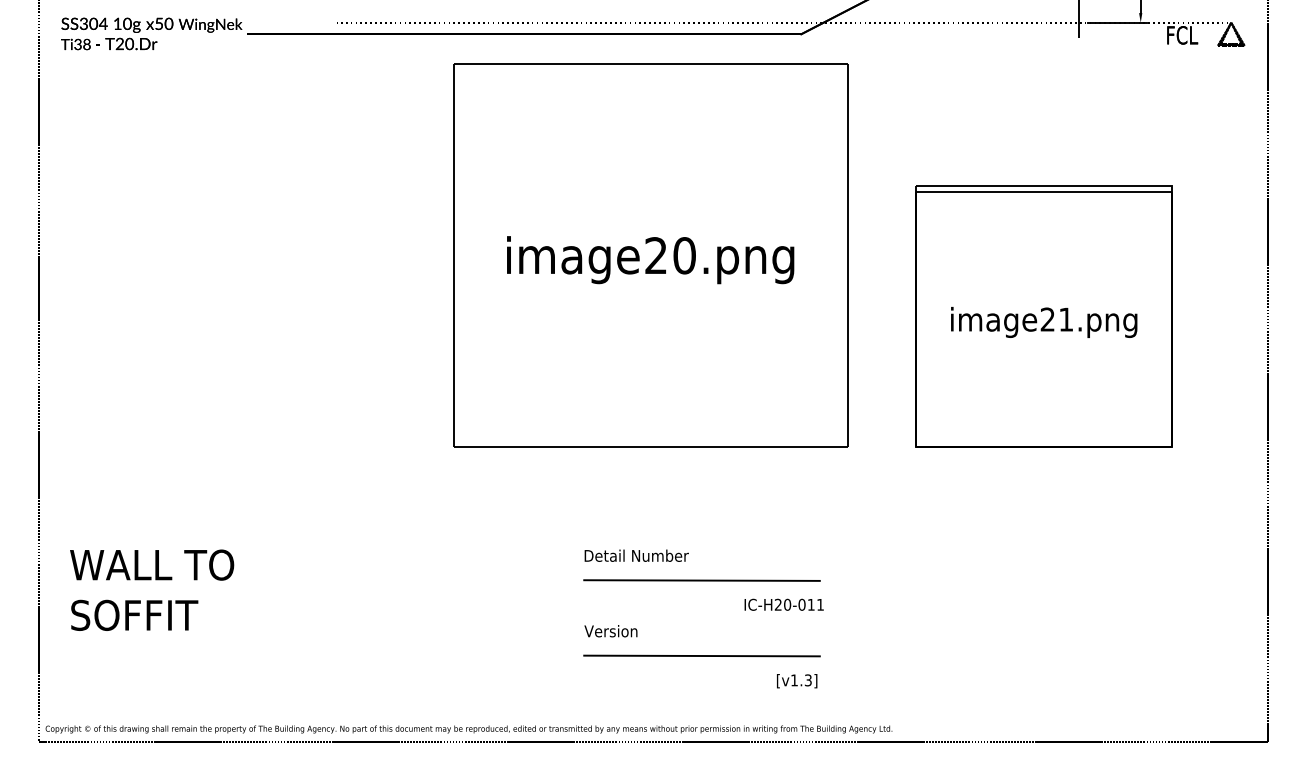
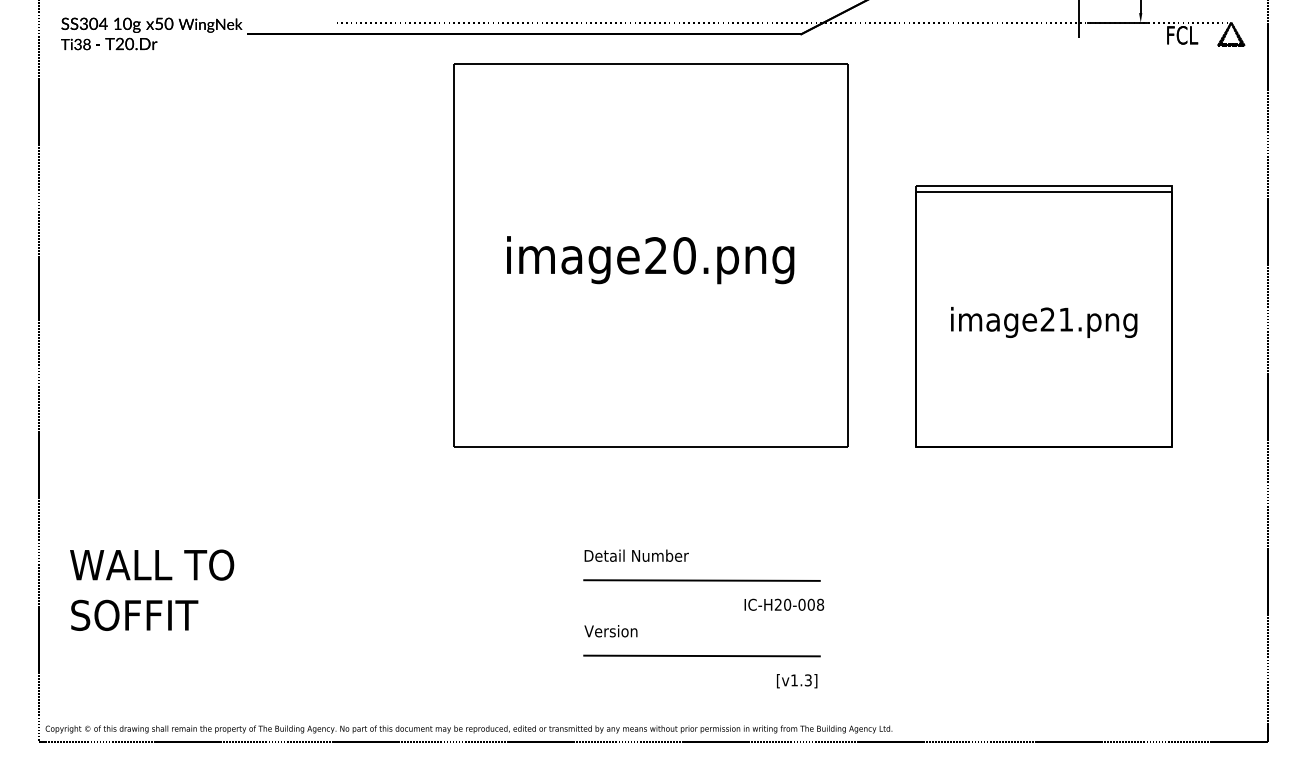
text: IC-H20-011 -> IC-H20-008 (815, 604)
